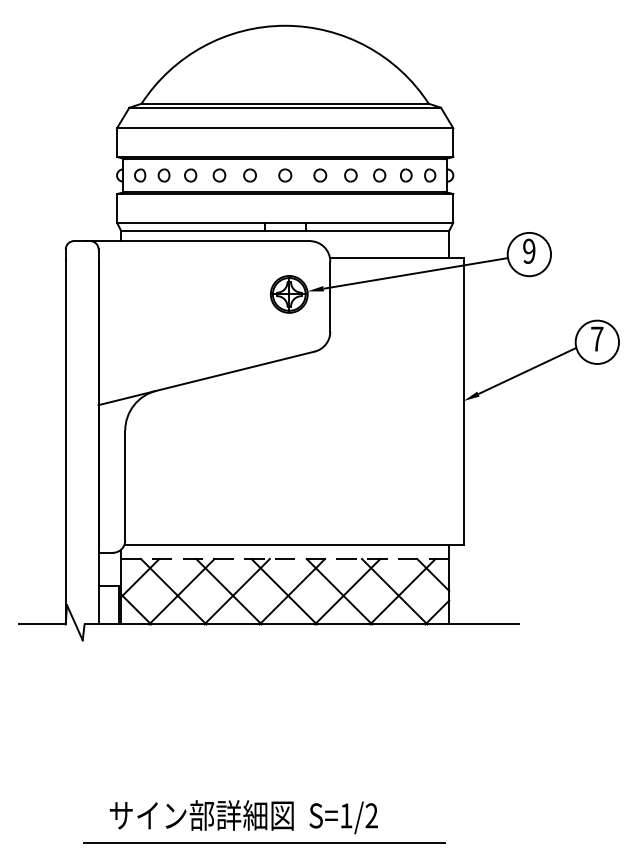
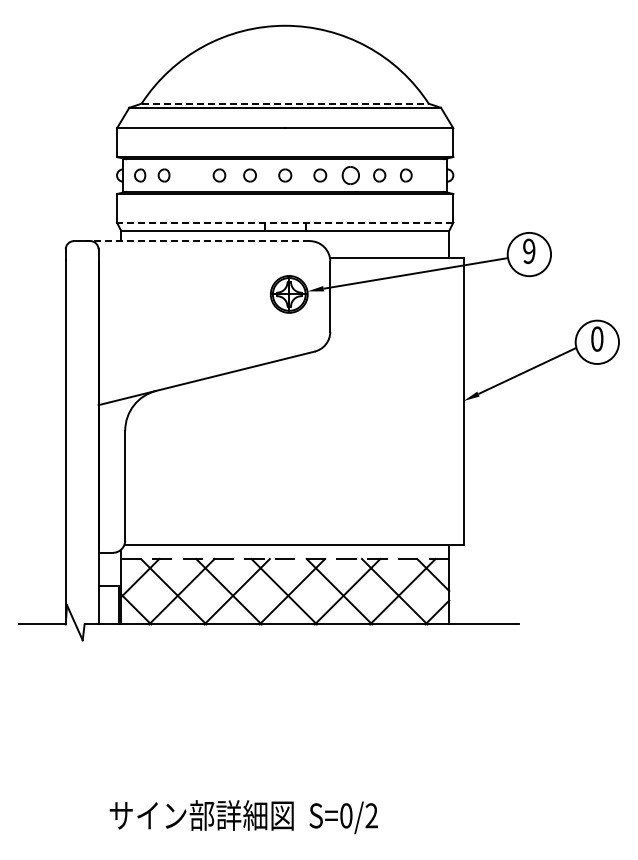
line: solid -> dashed (285, 103)
part: present -> none (190, 175)
part size: 14x15 px -> 19x19 px (350, 175)
part: present -> none (430, 175)
line: solid -> dashed (284, 222)
line: solid -> dashed (198, 241)
text: 7 -> 0 (597, 338)
text: S=1/2 -> S=0/2 (346, 815)
line: present -> none (264, 843)
